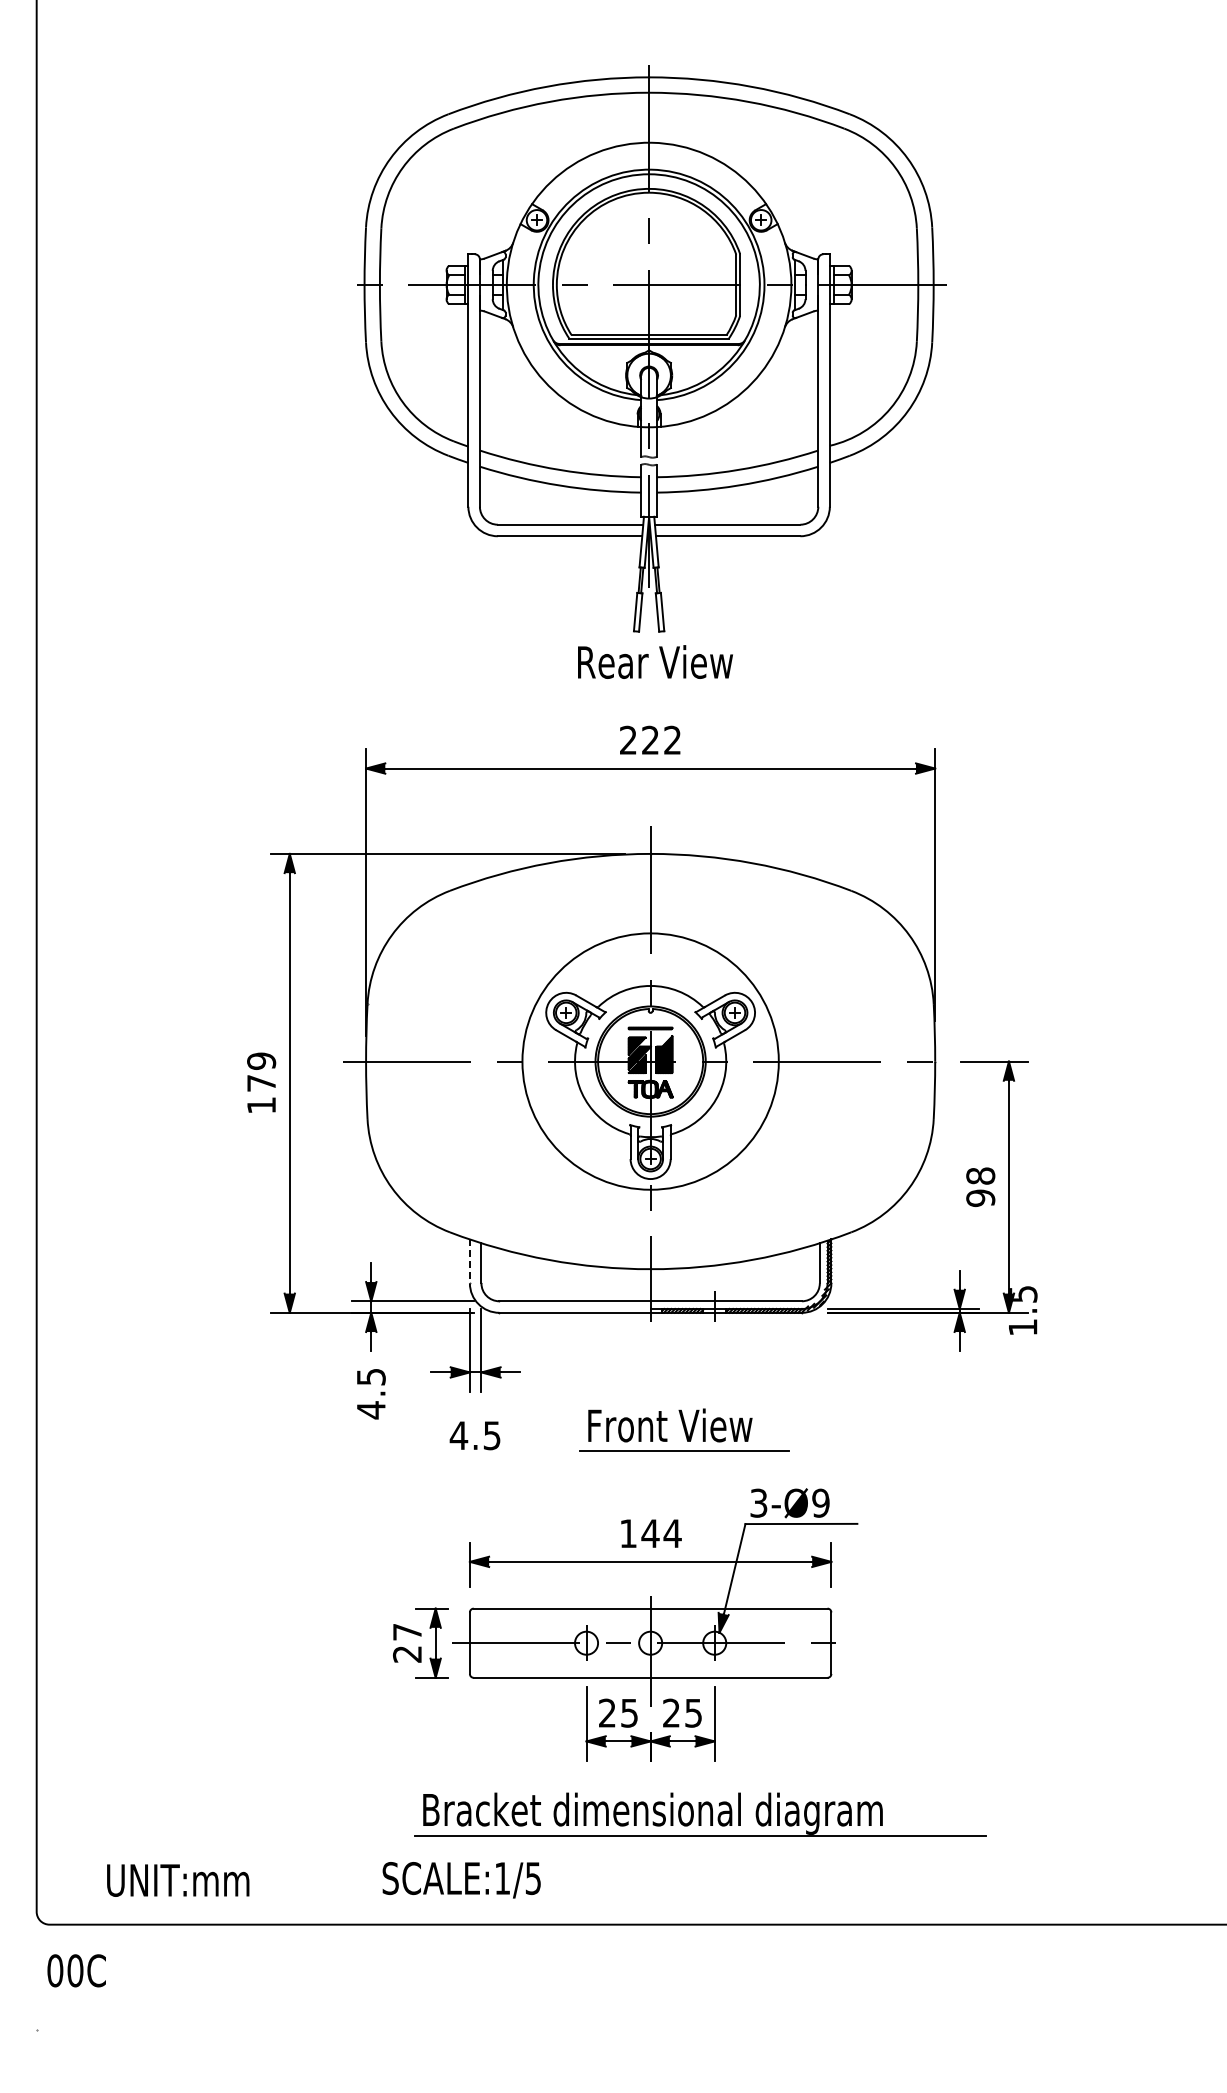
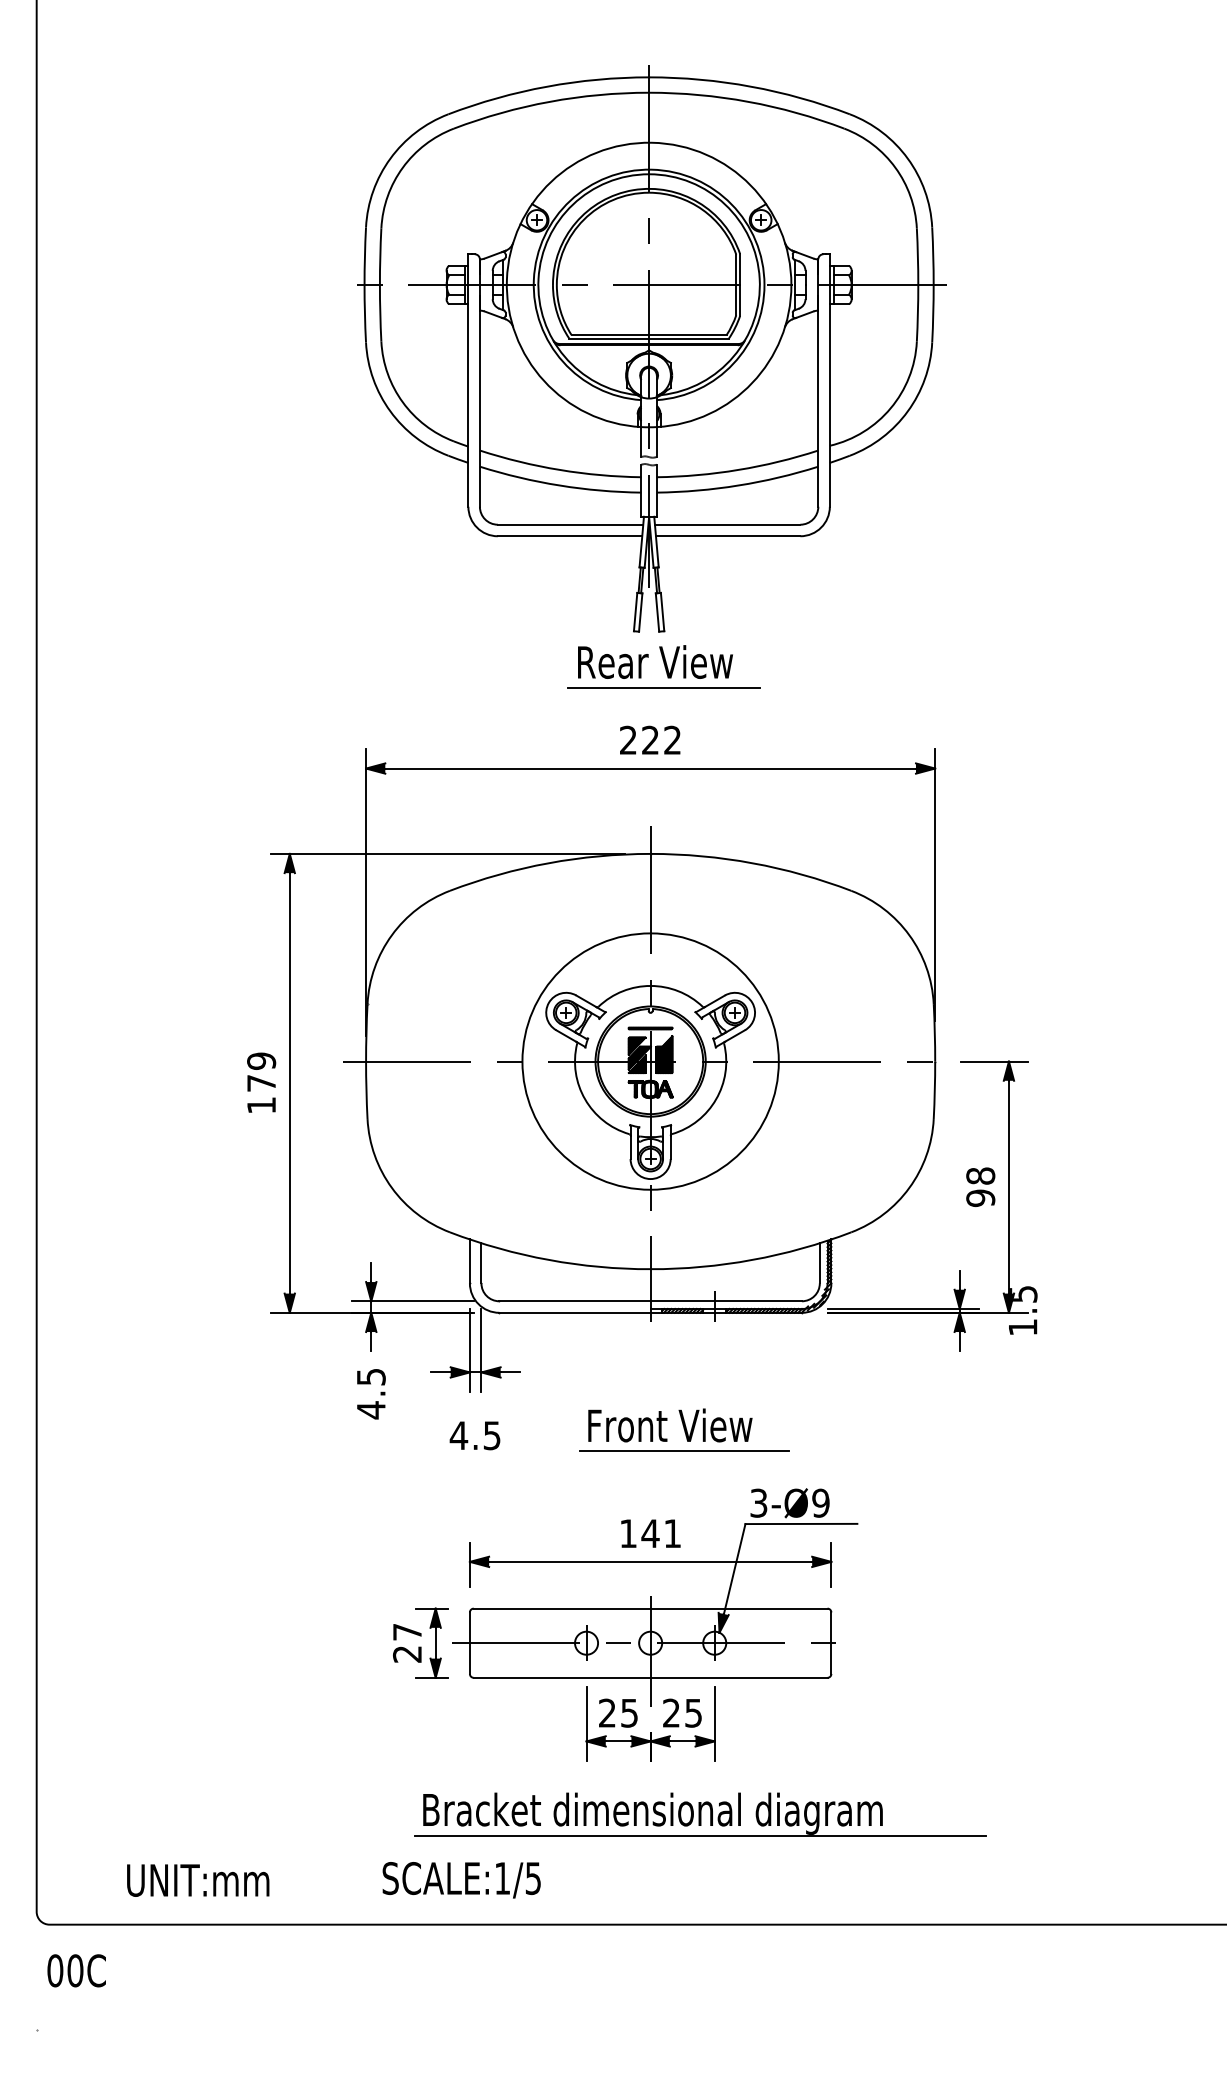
line: none -> present (663, 688)
line: dashed -> solid (469, 1261)
text: 144 -> 141 (672, 1533)
text position: (178, 1880) -> (198, 1880) (198, 1880)
